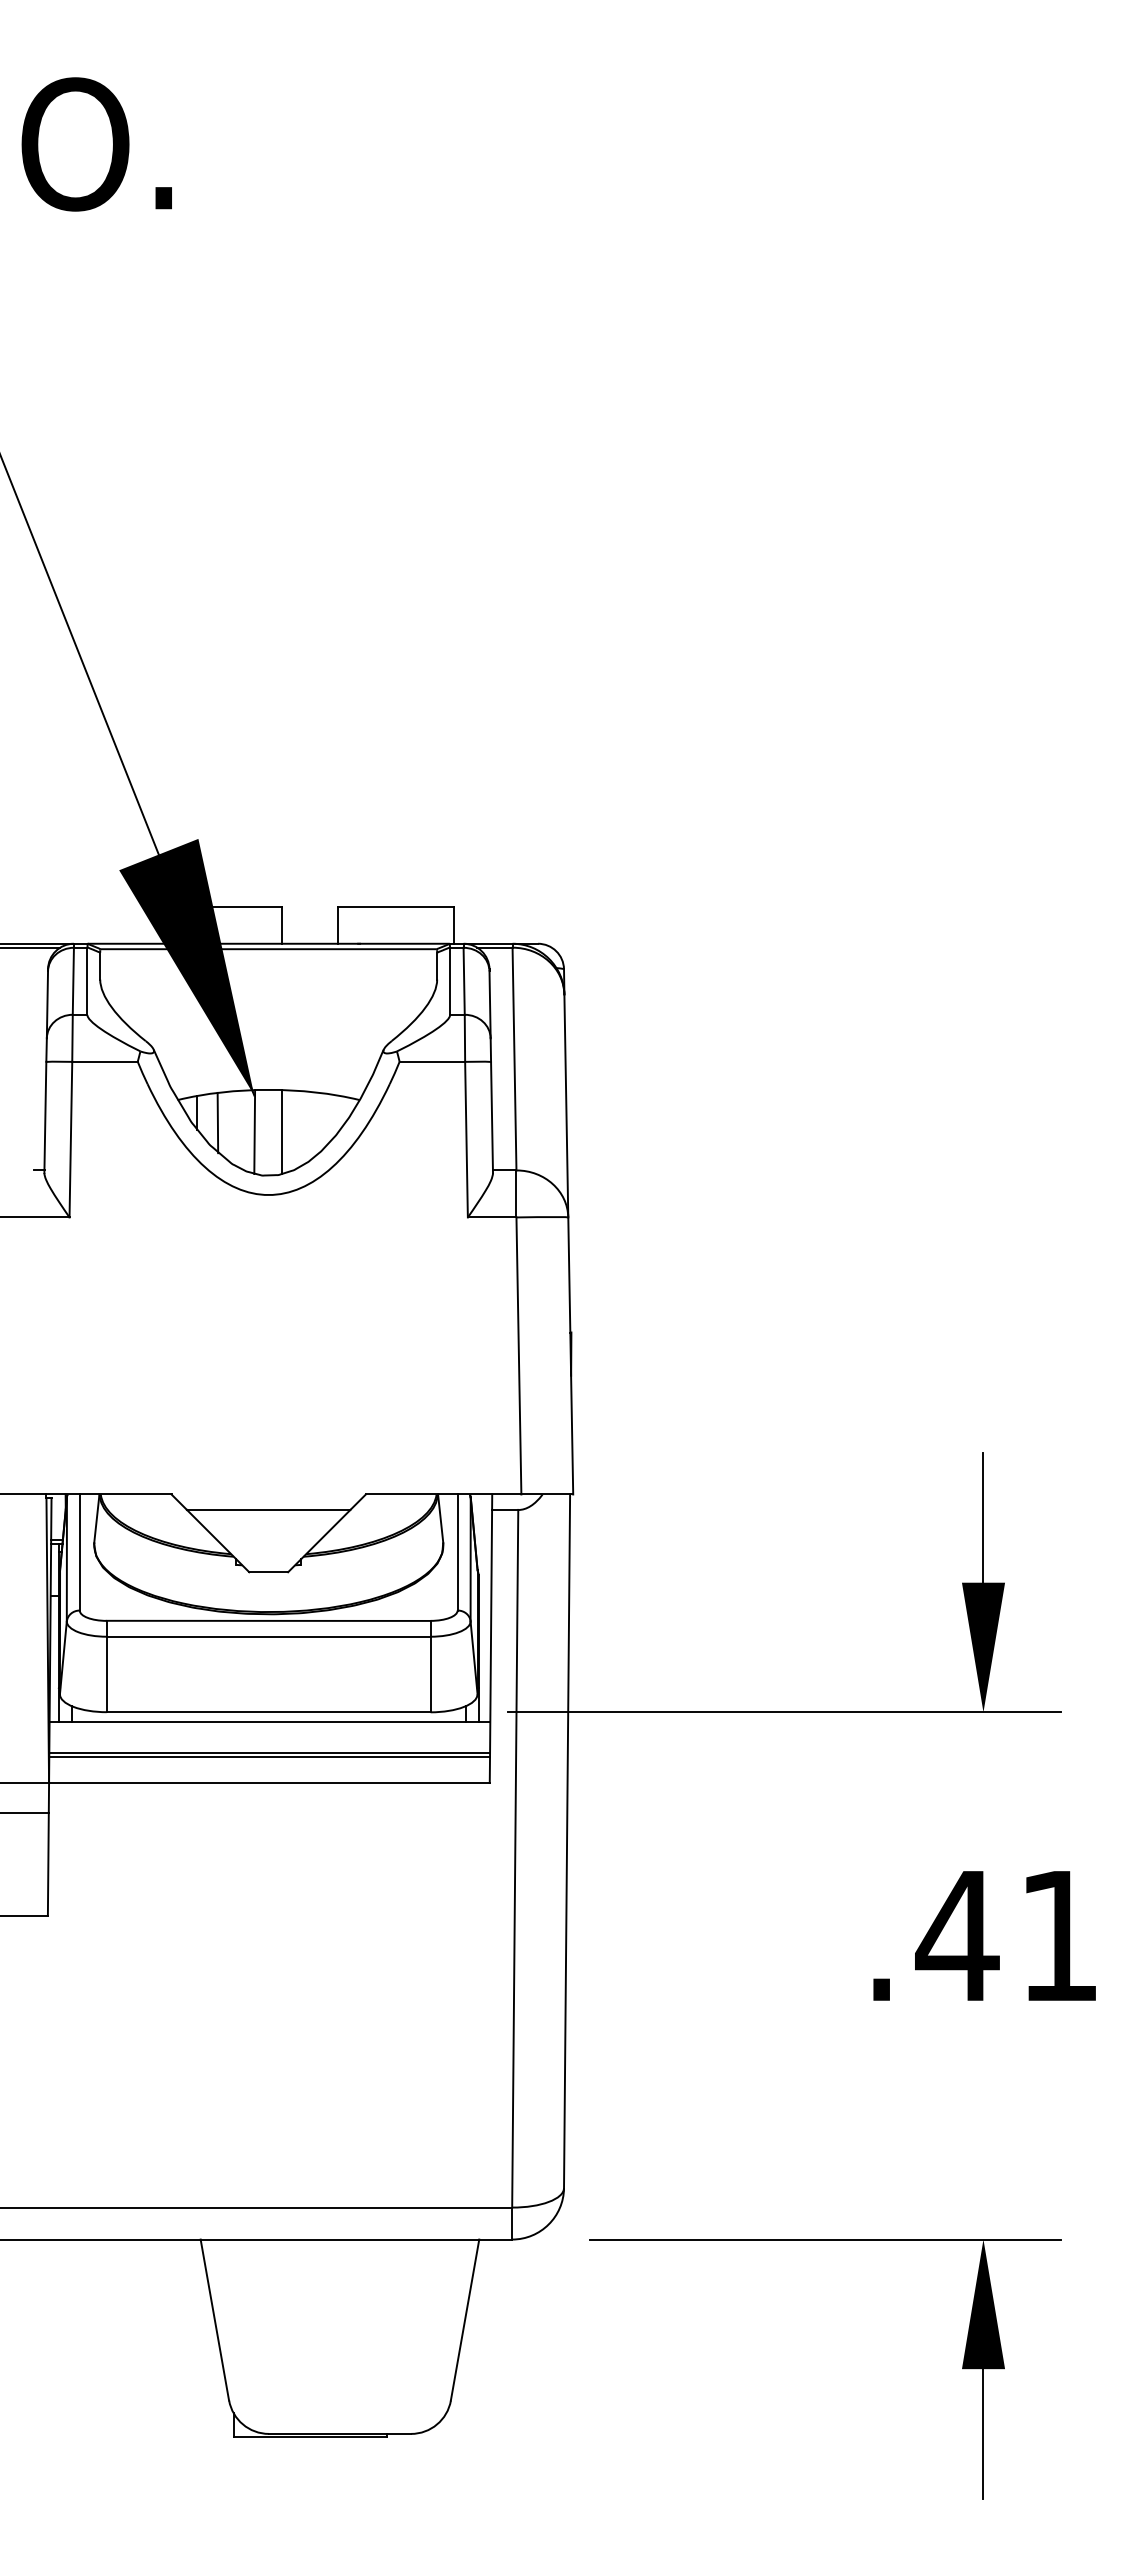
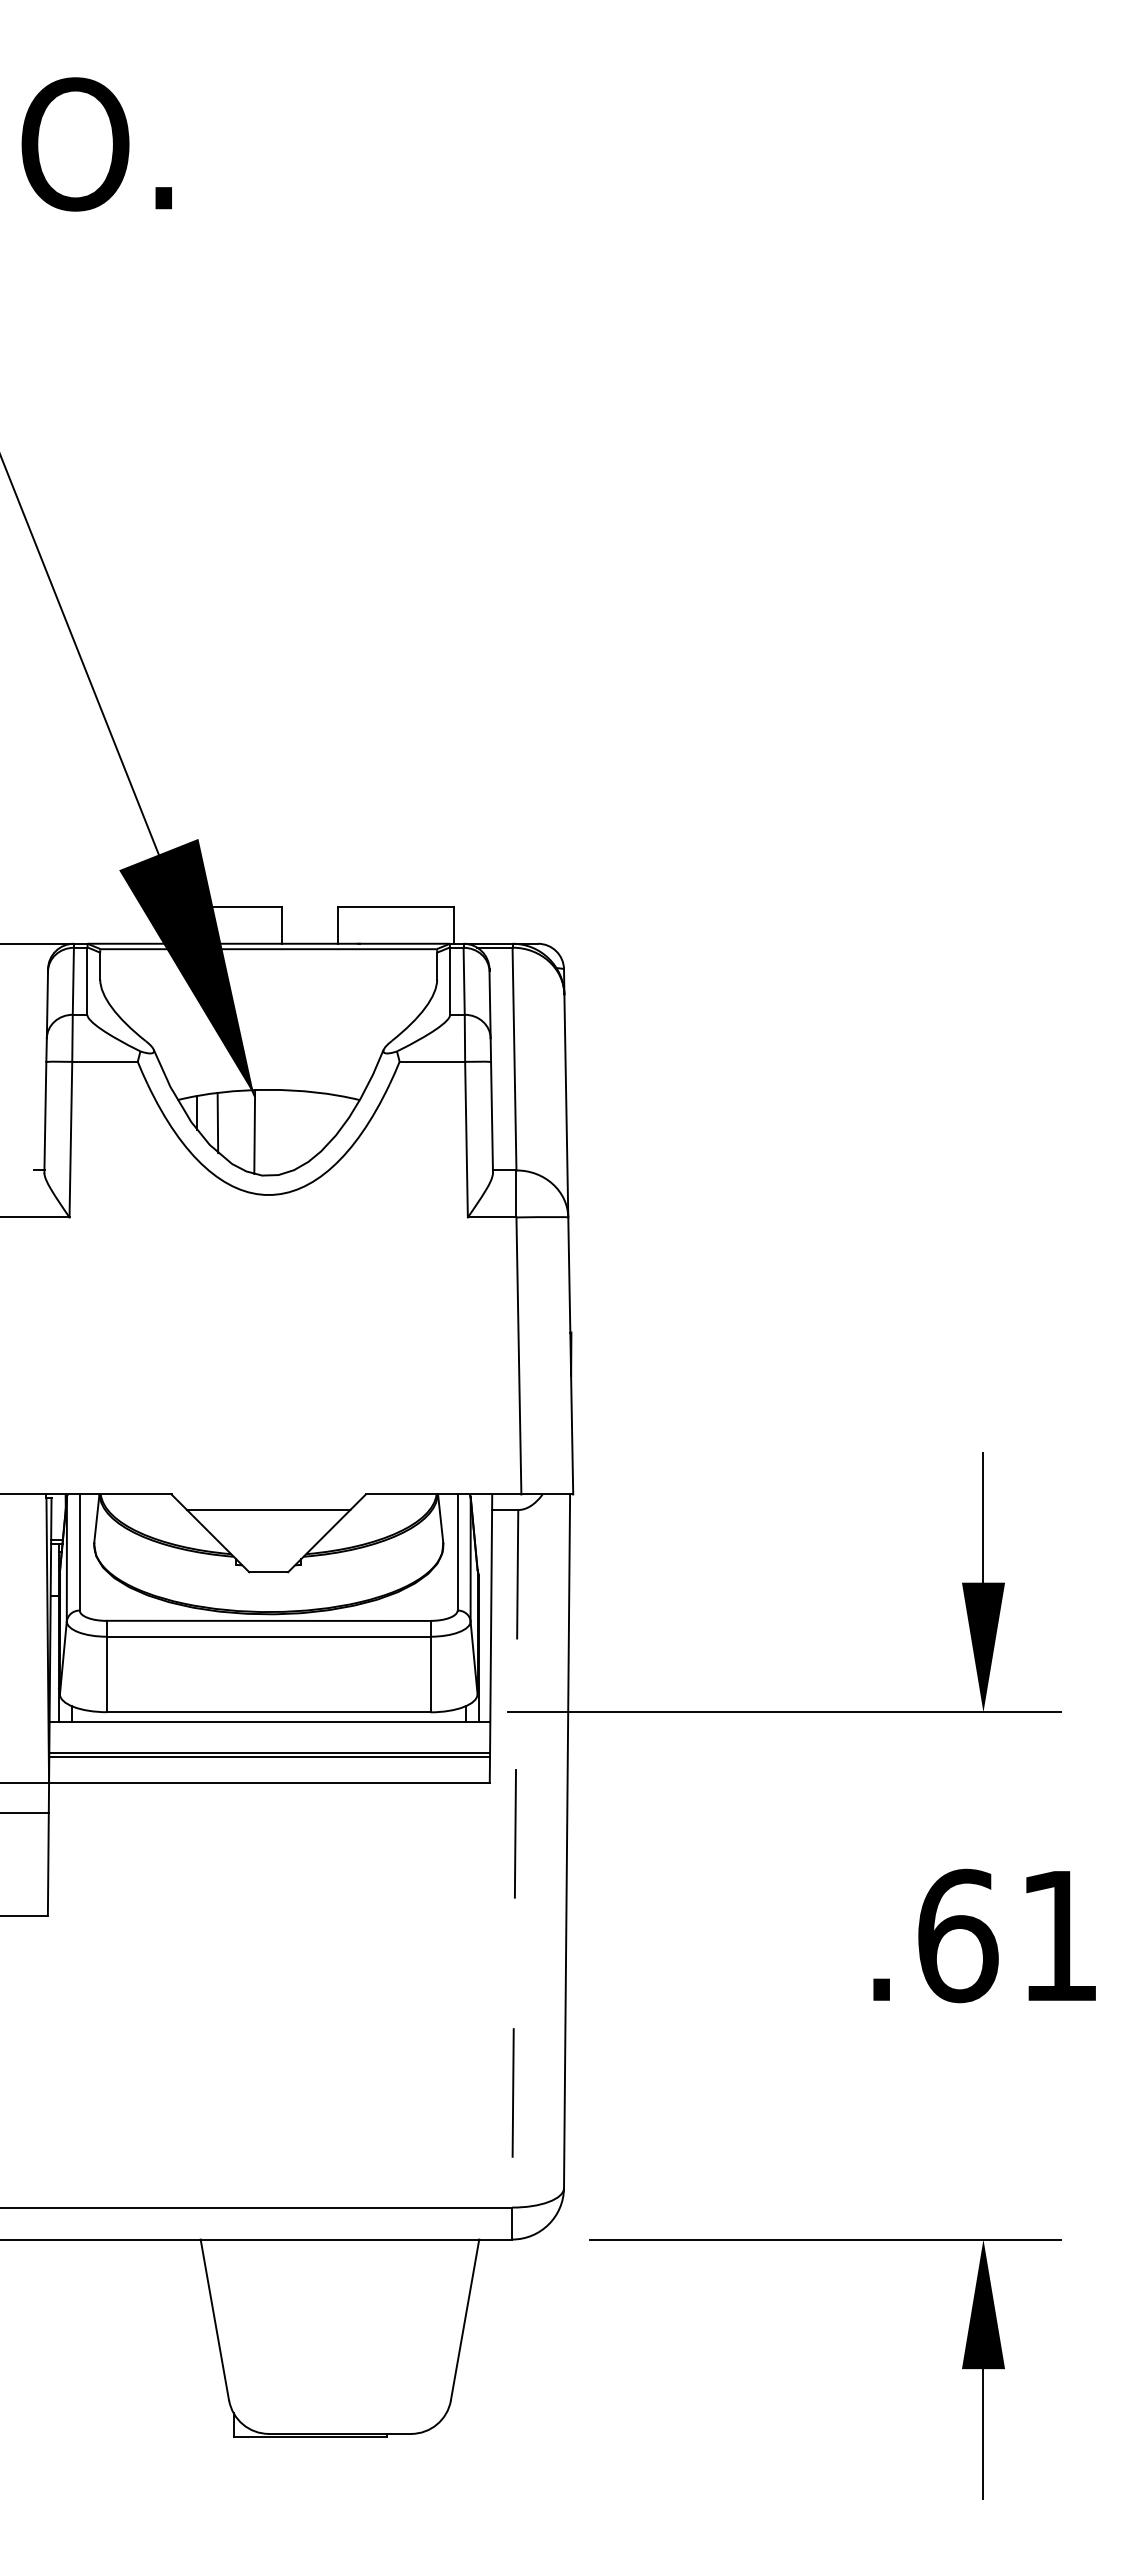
line: present -> none (31, 947)
line: present -> none (281, 1132)
line: solid -> dashed (515, 1858)
text: .41 -> .61 (957, 1935)
